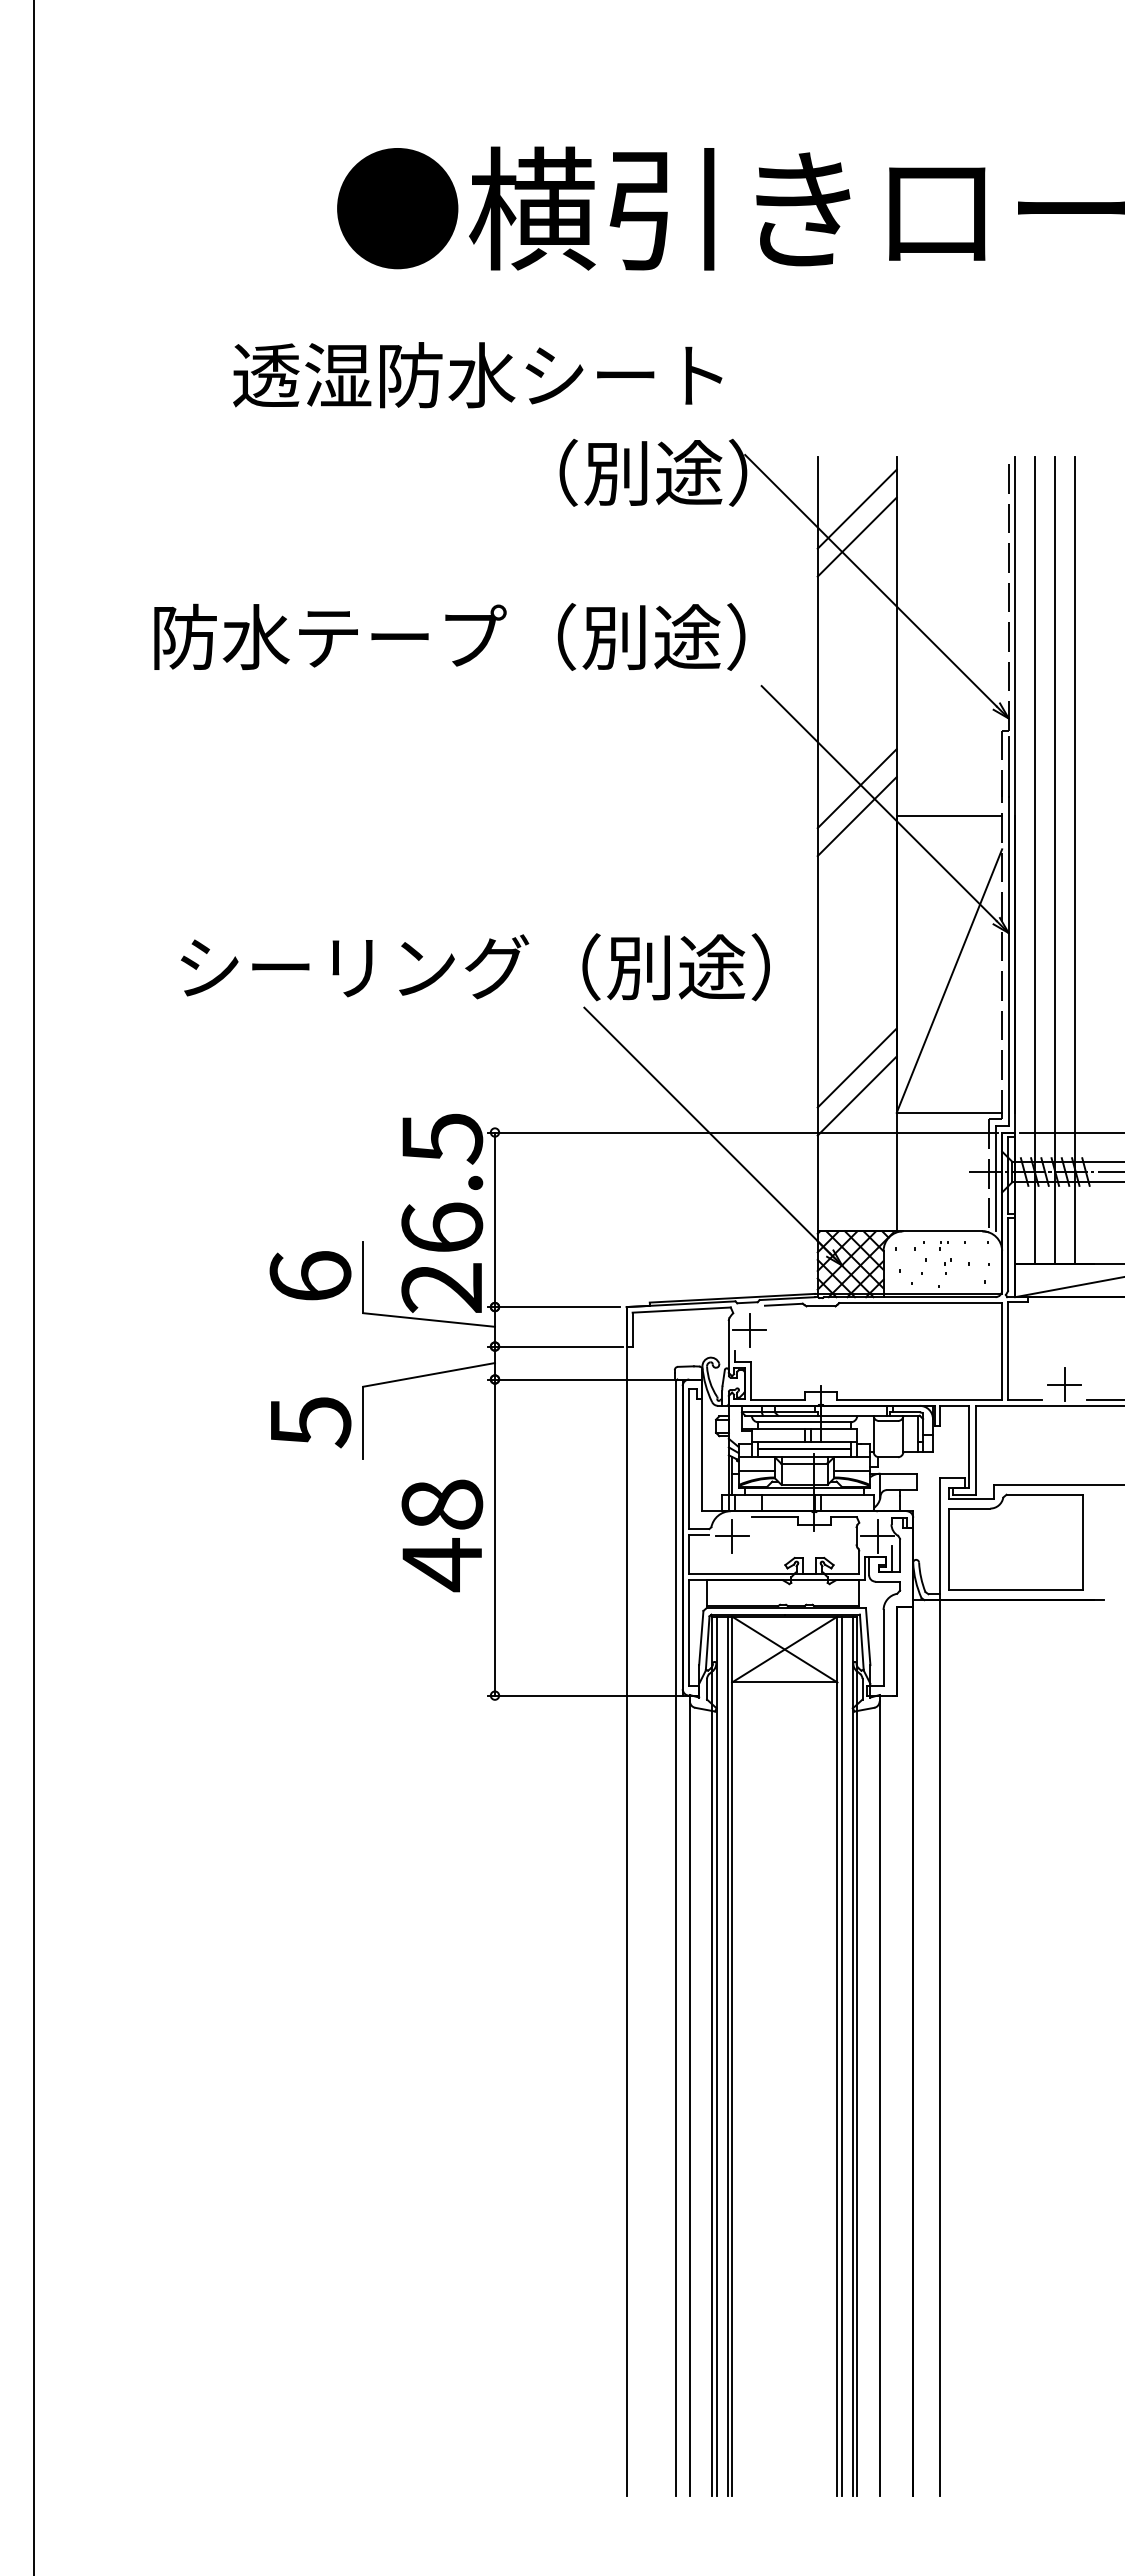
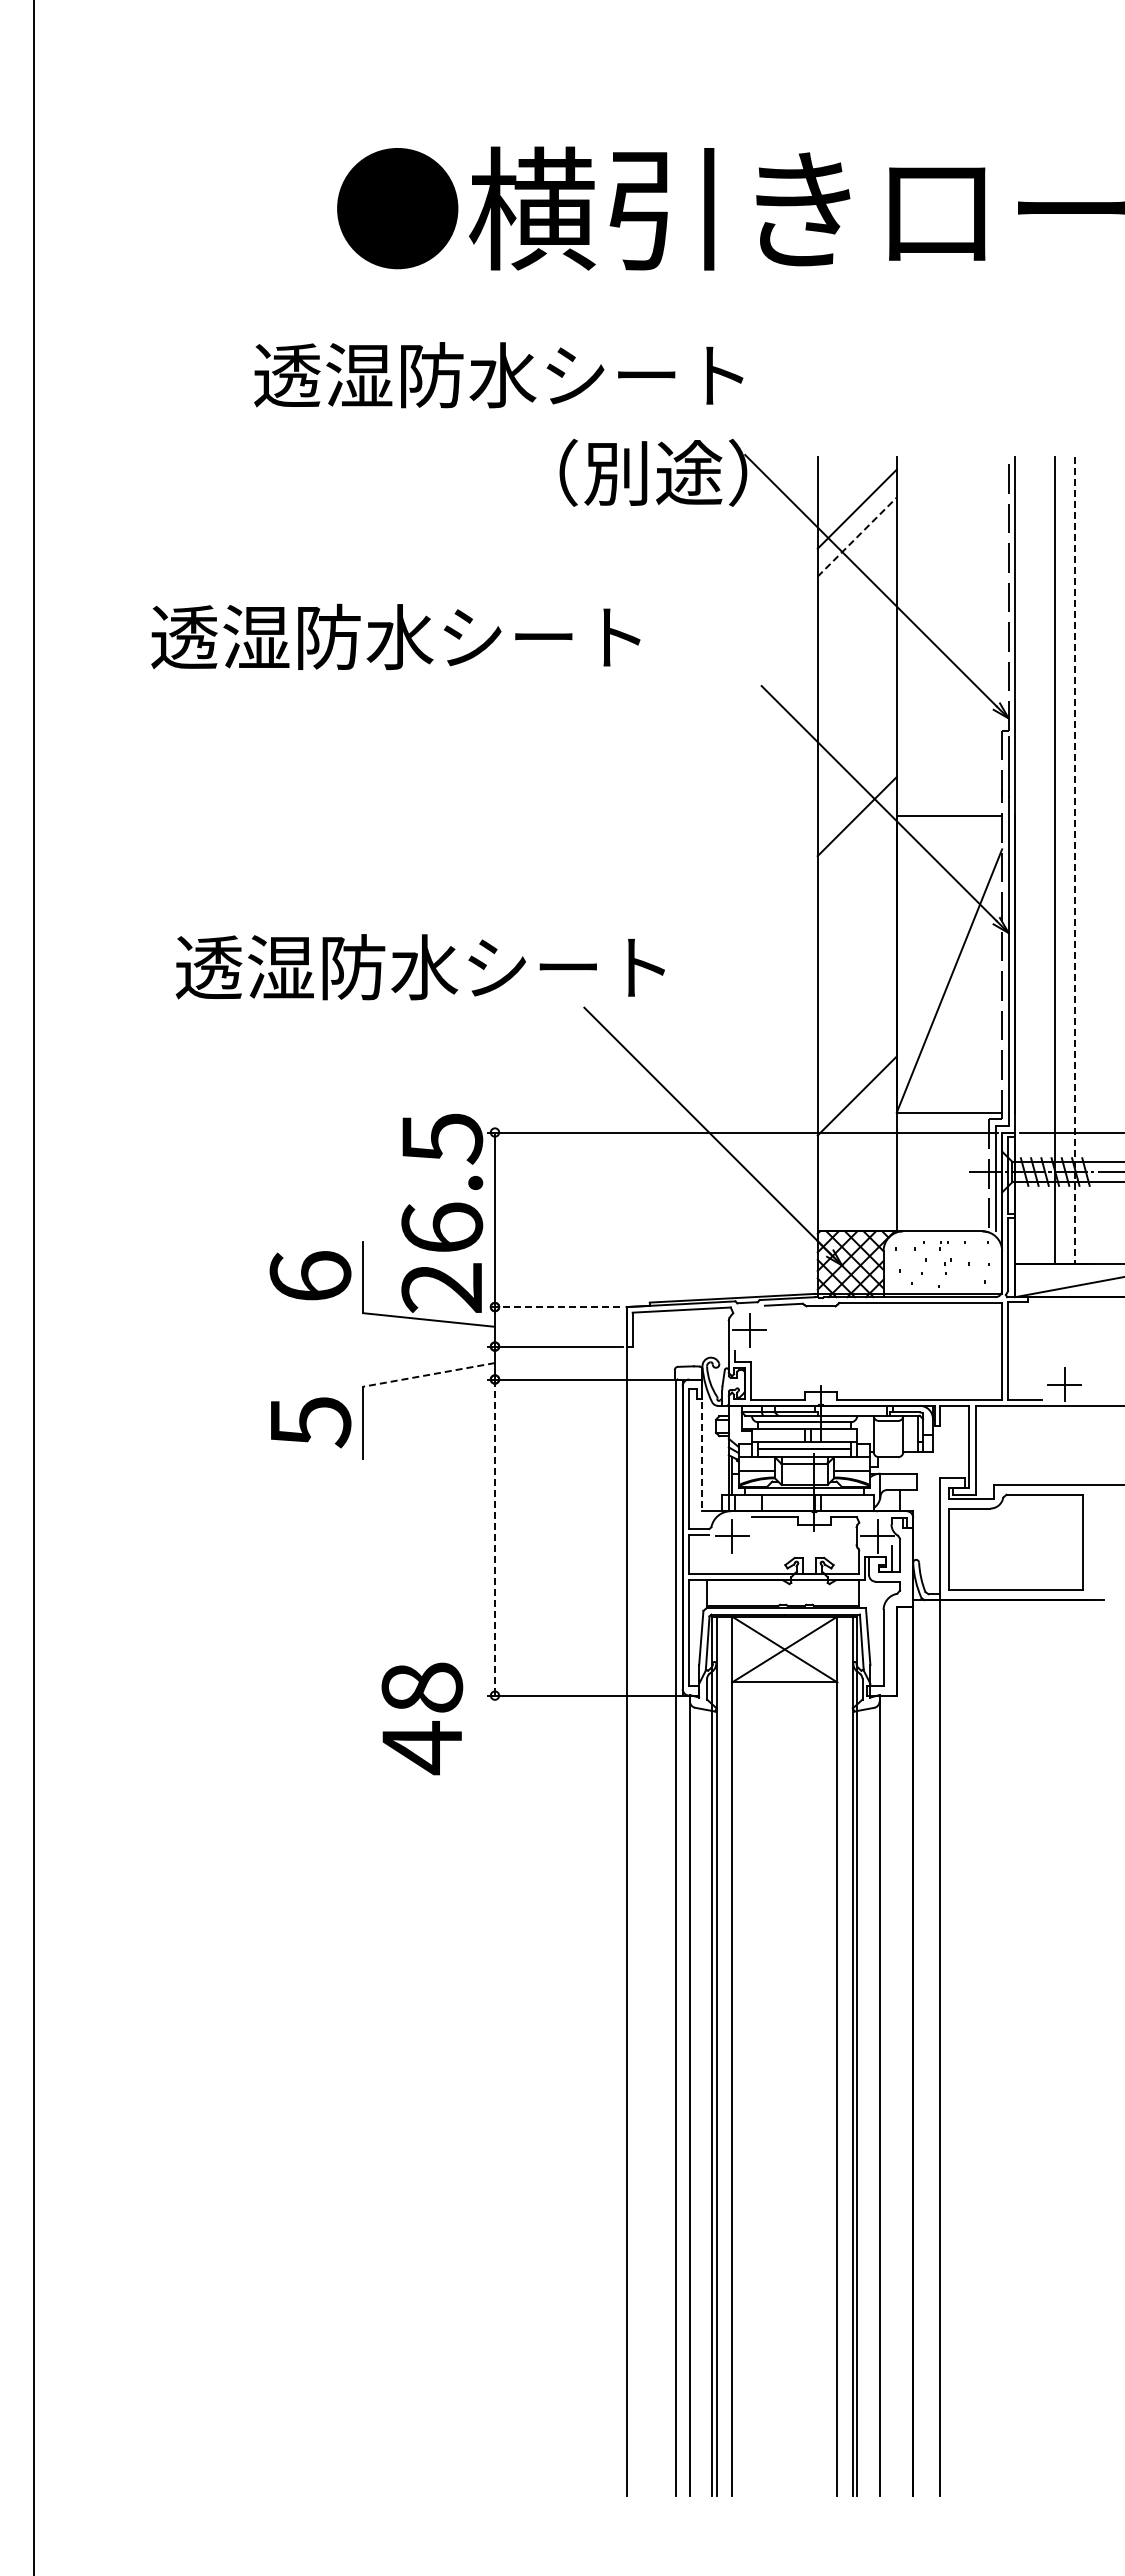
text position: (477, 375) -> (498, 375) (498, 375)
line: solid -> dashed (857, 537)
text: 防水テープ（別途） -> 透湿防水シート (448, 636)
line: present -> none (856, 788)
line: present -> none (1035, 860)
line: solid -> dashed (1074, 861)
text: シーリング（別途） -> 透湿防水シート (472, 967)
line: present -> none (856, 1067)
line: solid -> dashed (554, 1307)
line: solid -> dashed (429, 1374)
line: present -> none (1104, 1399)
line: solid -> dashed (702, 1445)
text position: (442, 1535) -> (422, 1718) (422, 1718)
line: solid -> dashed (495, 1538)
line: present -> none (727, 2055)
line: present -> none (842, 2055)
